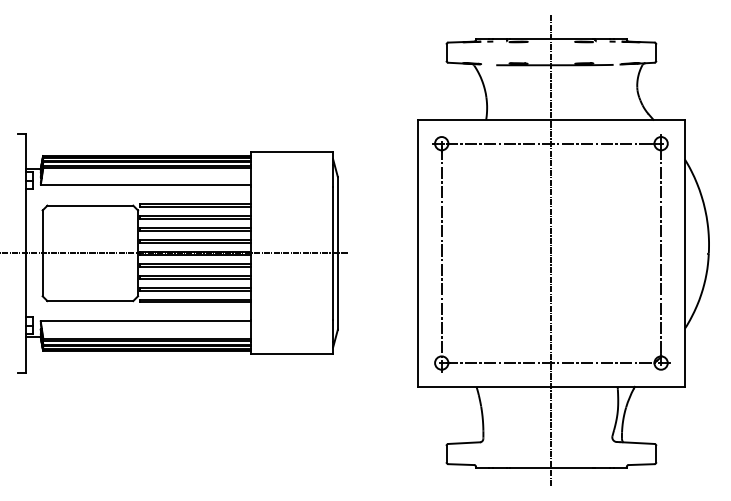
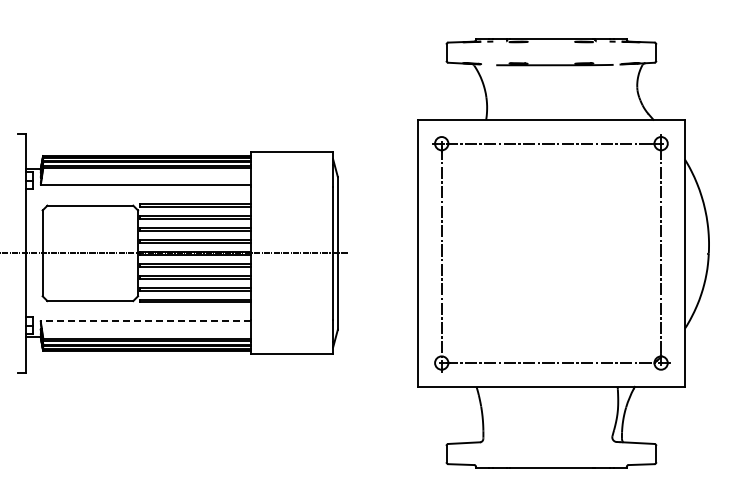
line: present -> none (551, 250)
line: solid -> dashed (145, 321)
